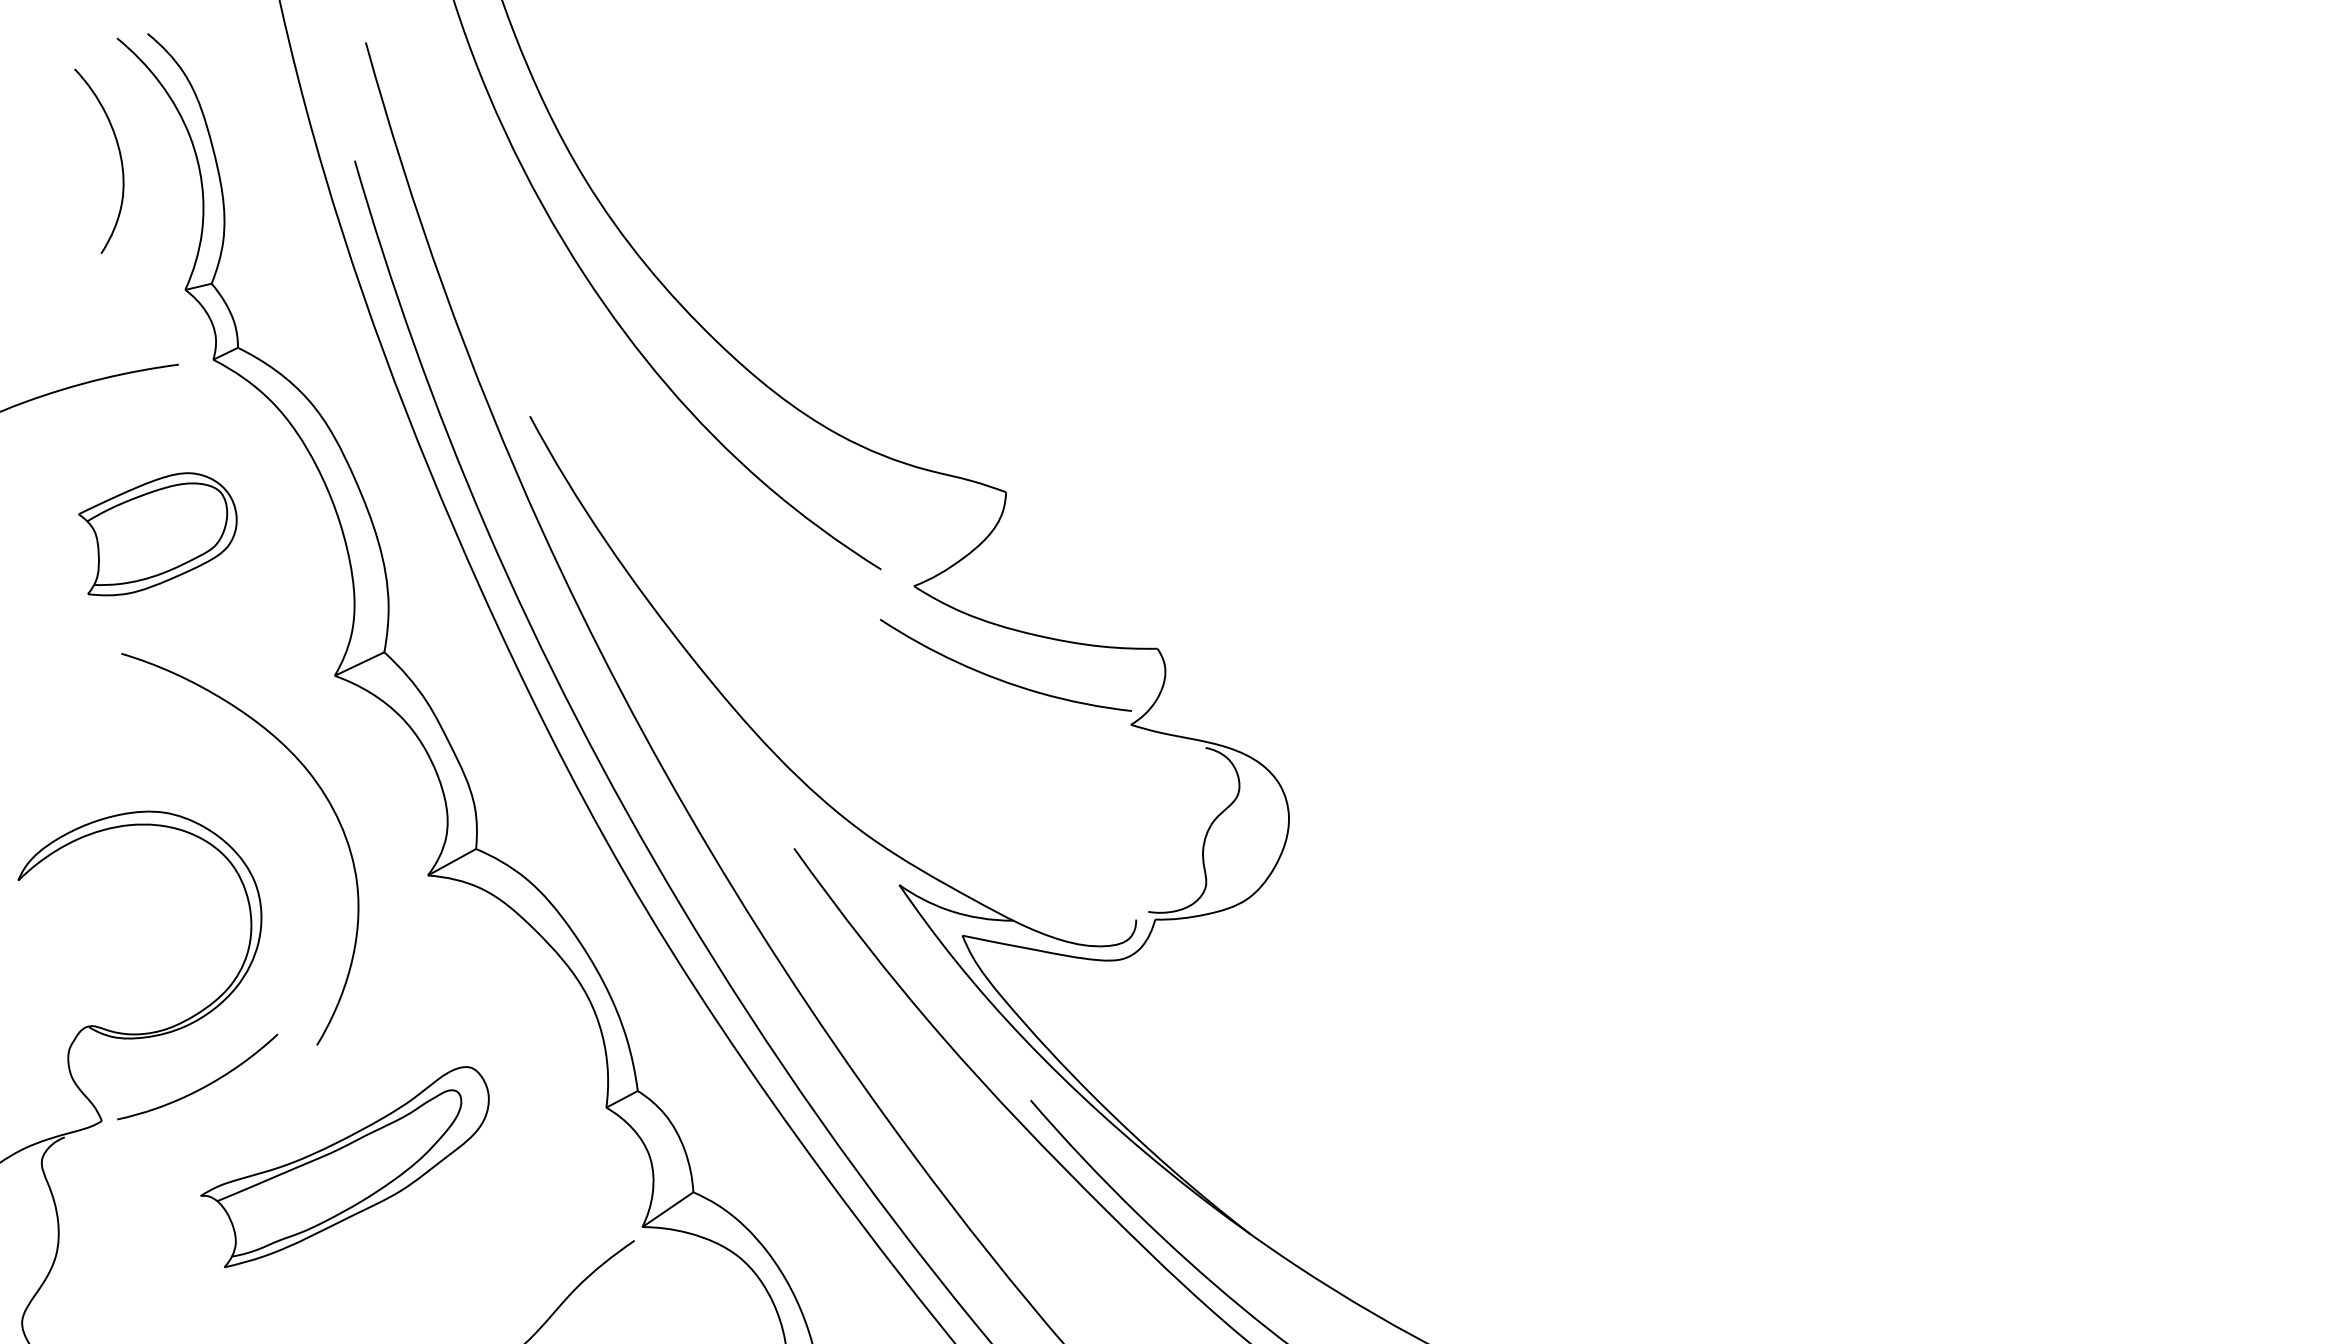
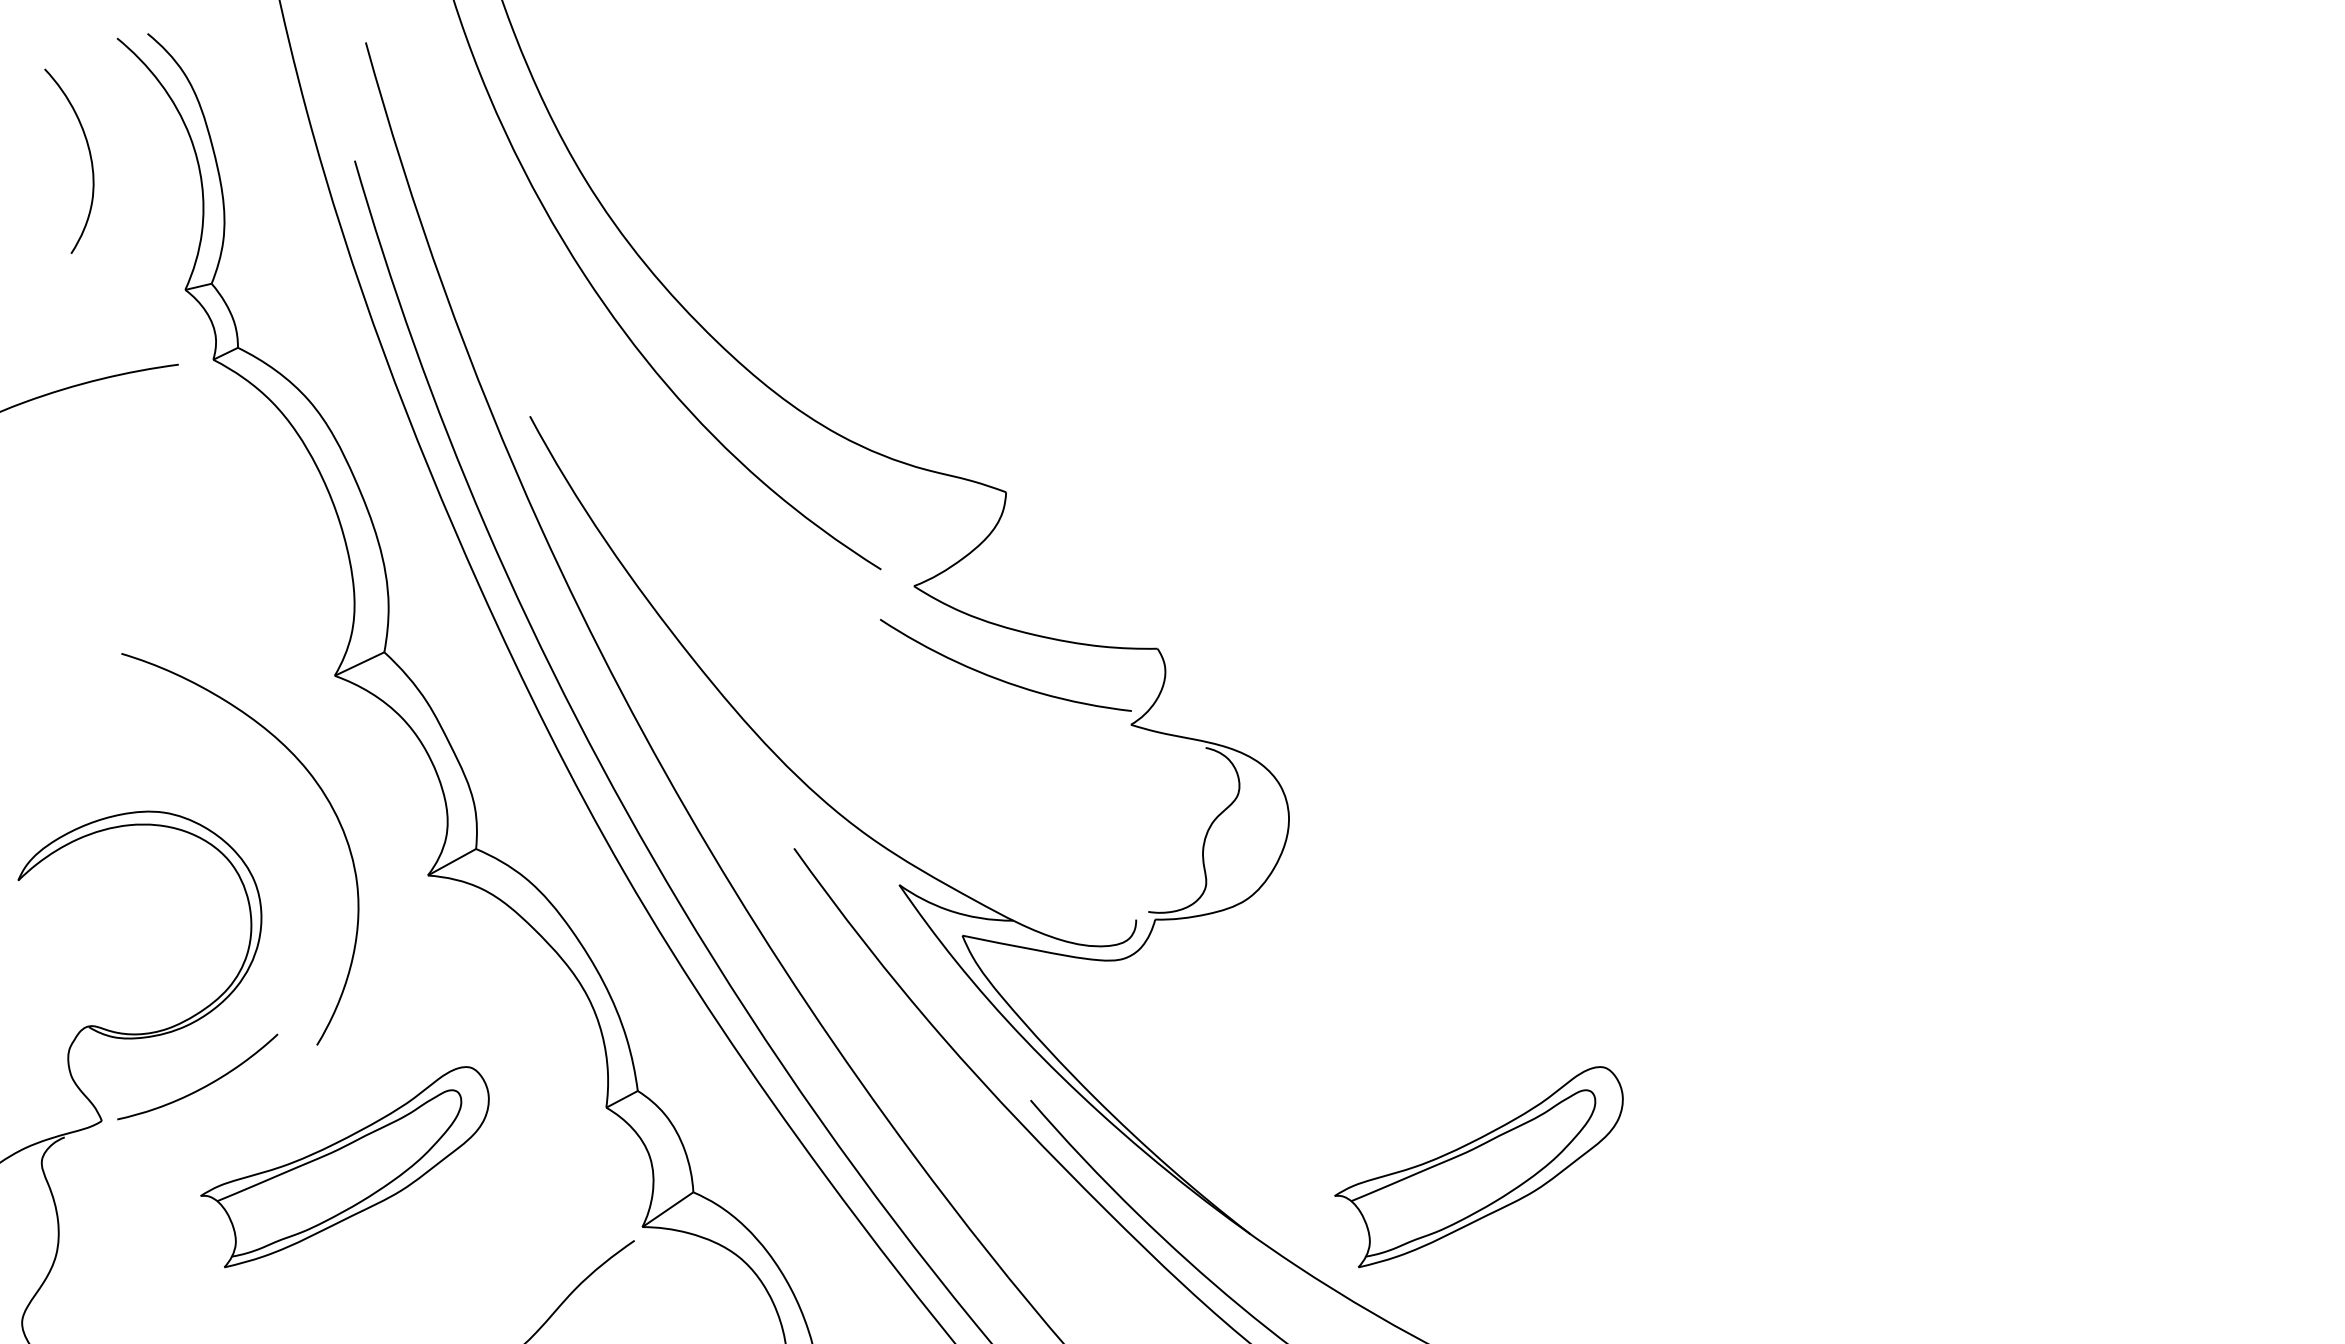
curve position: (119, 156) -> (89, 156) (89, 156)
part: present -> none (157, 534)
part: none -> present (1478, 1167)
